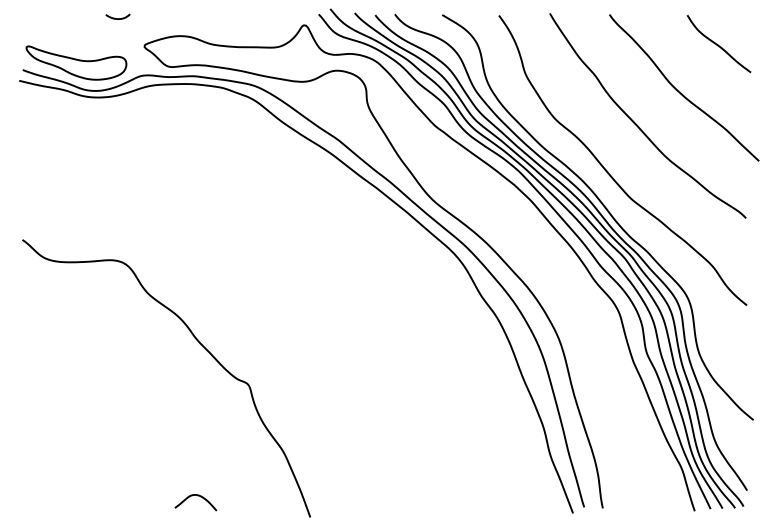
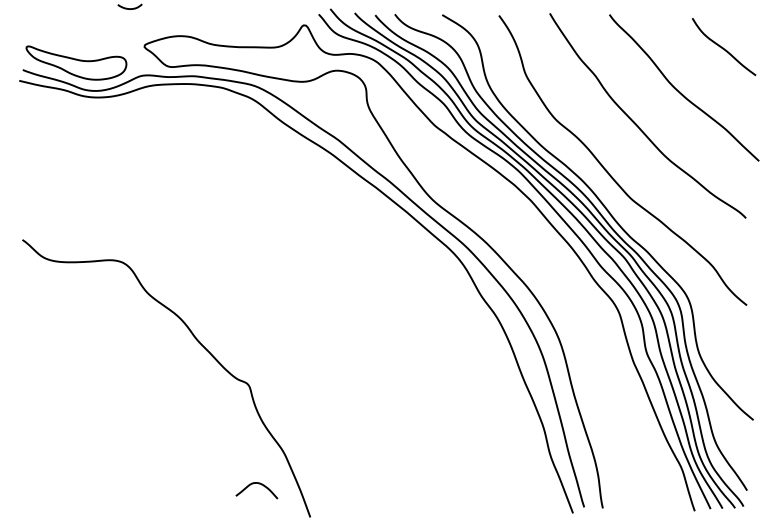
curve position: (117, 18) -> (129, 8) (129, 8)
curve position: (718, 44) -> (723, 47) (723, 47)
curve position: (197, 496) -> (258, 484) (258, 484)
